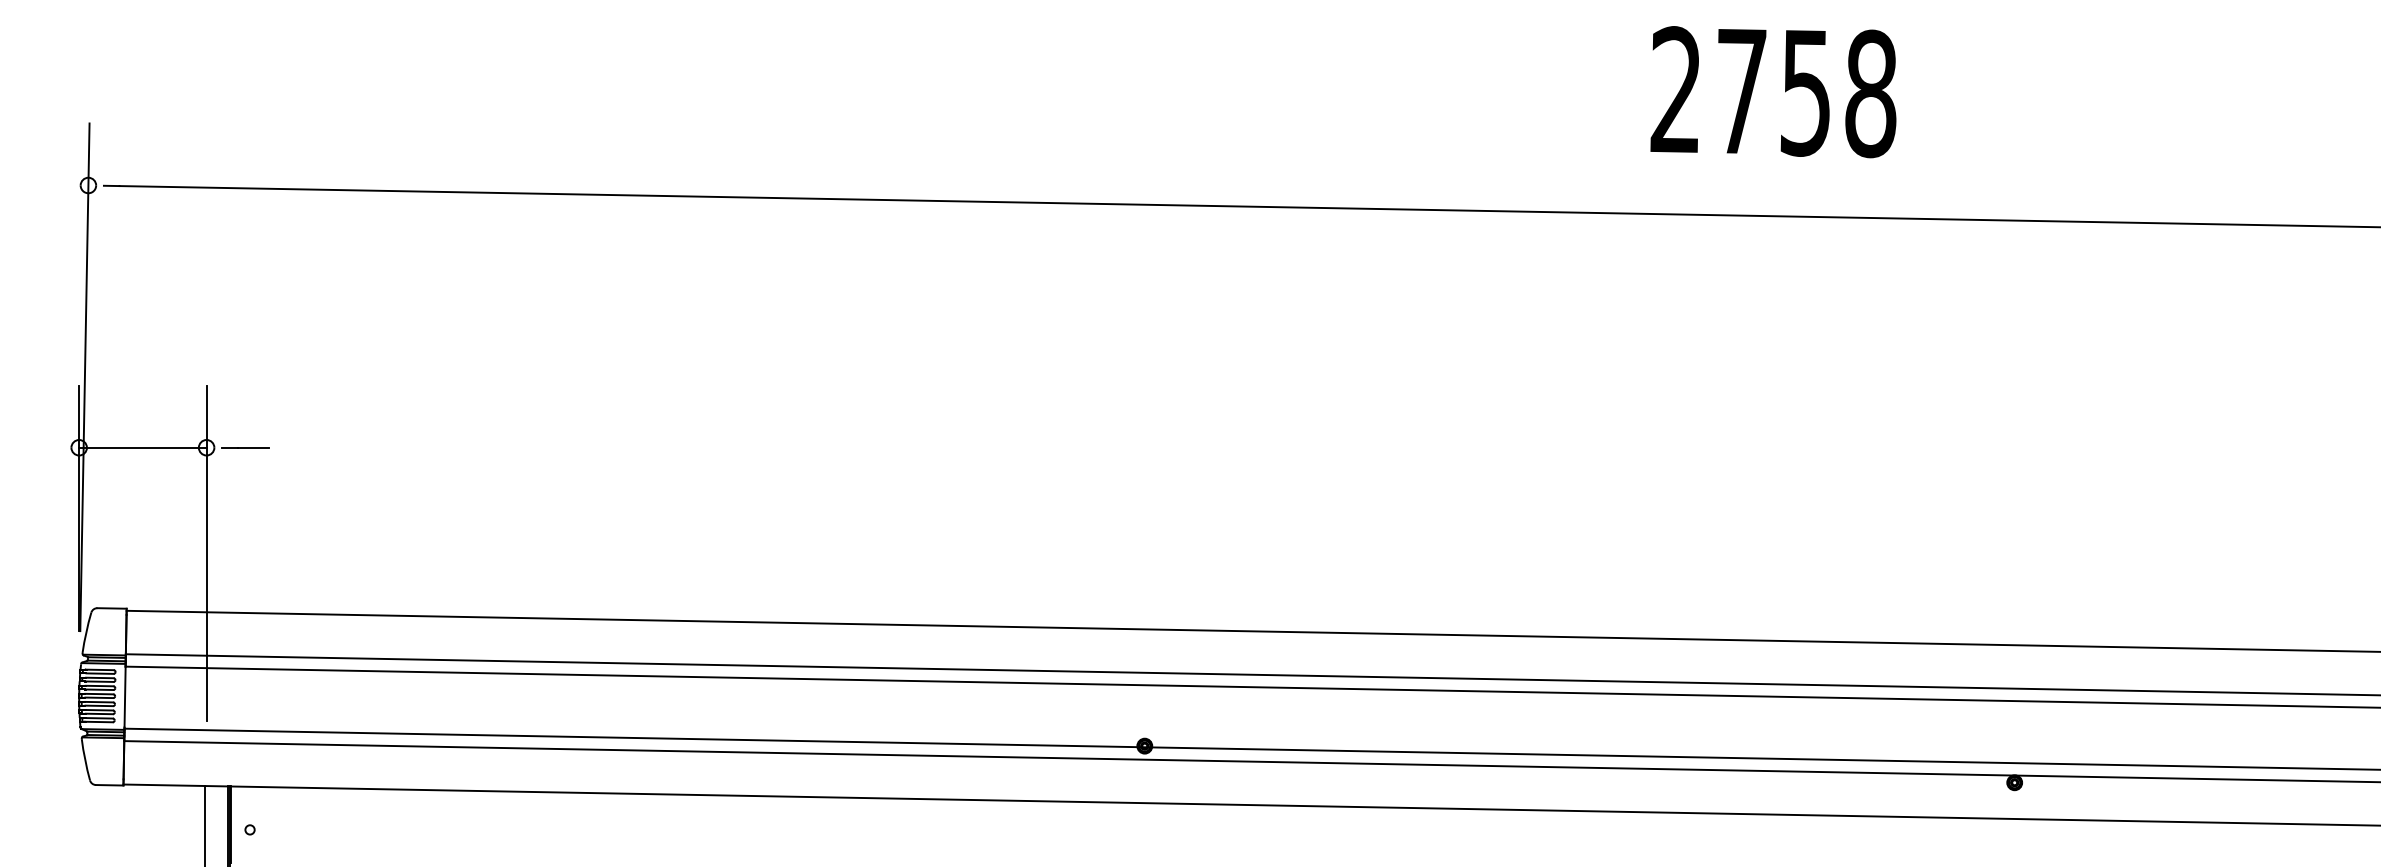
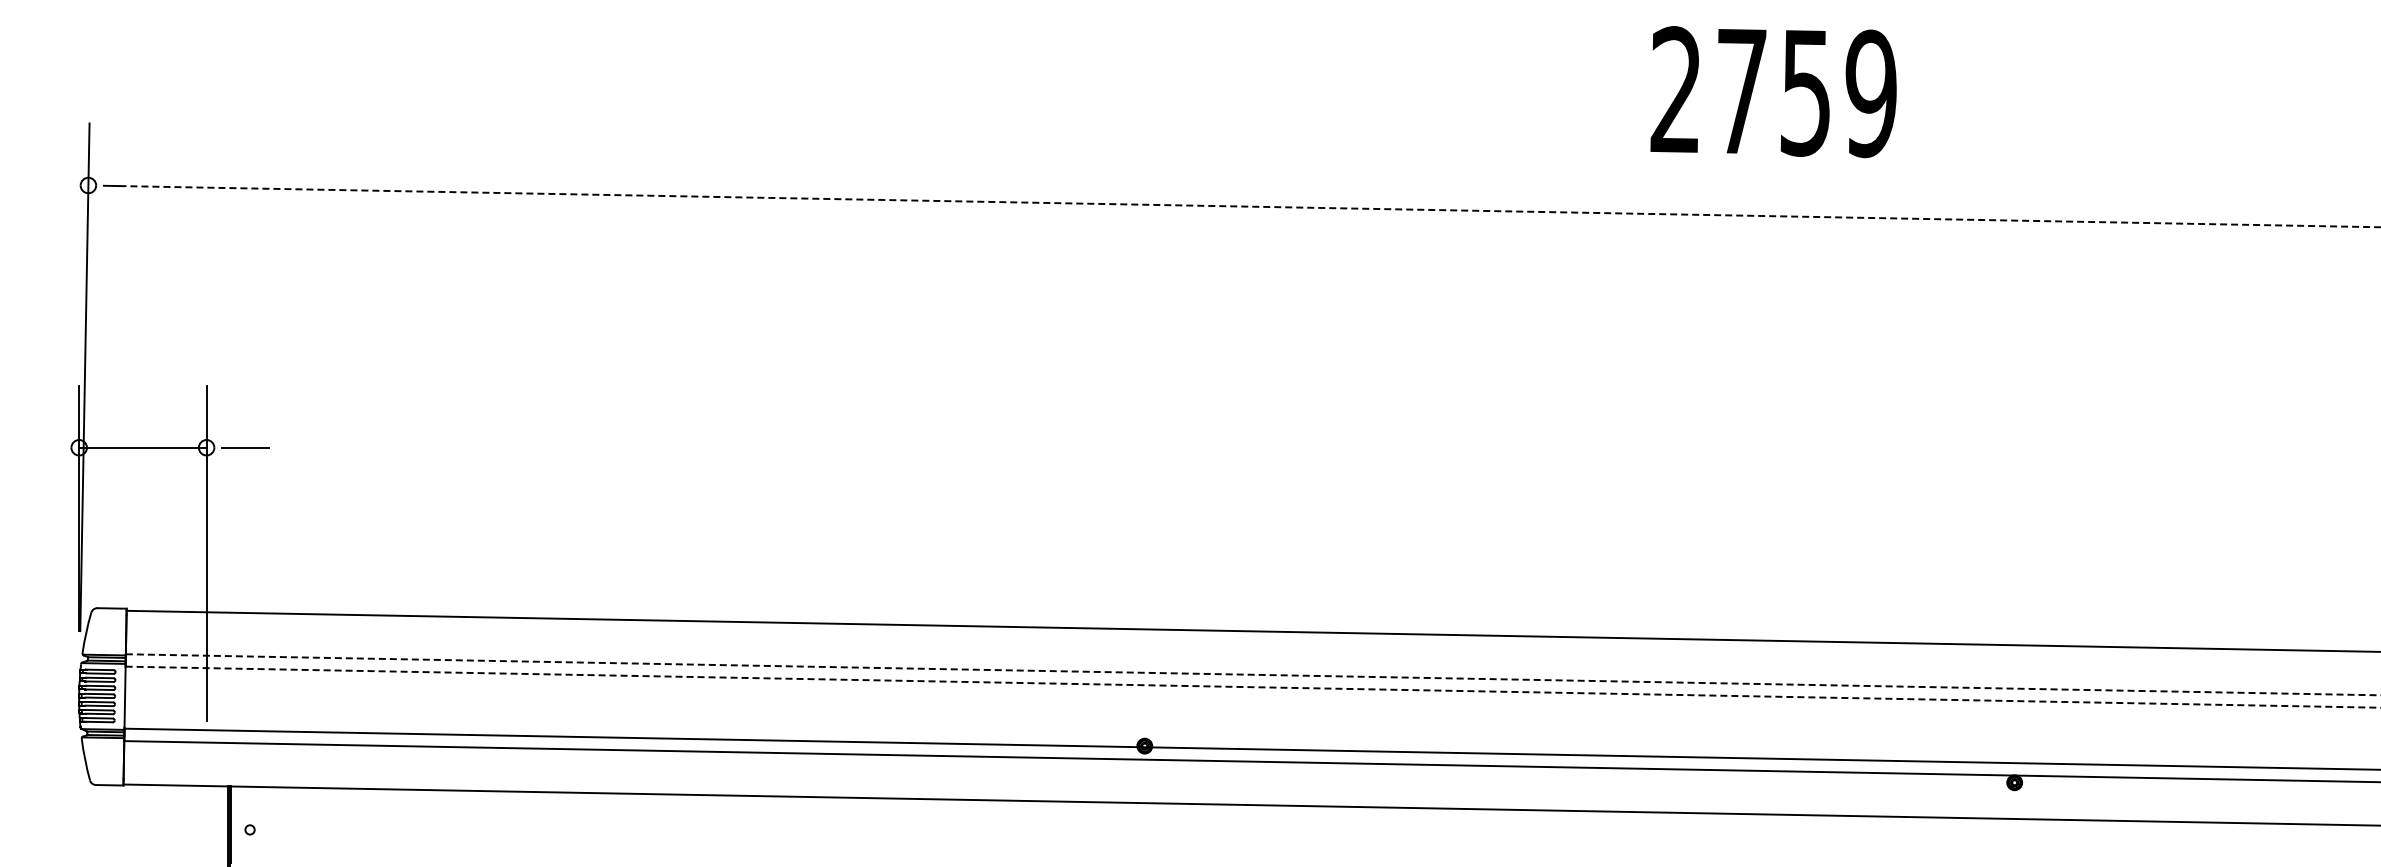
text: 2758 -> 2759 (1870, 93)
line: solid -> dashed (1250, 206)
line: solid -> dashed (1253, 674)
line: solid -> dashed (1253, 687)
line: present -> none (205, 824)
